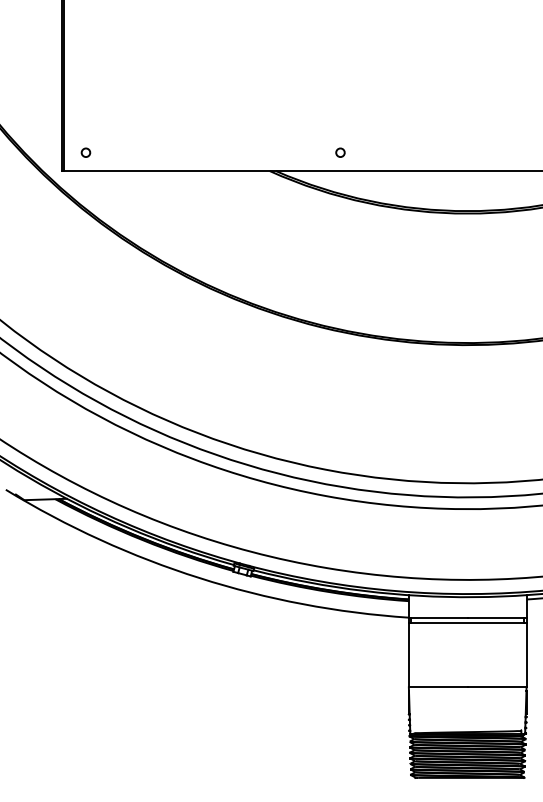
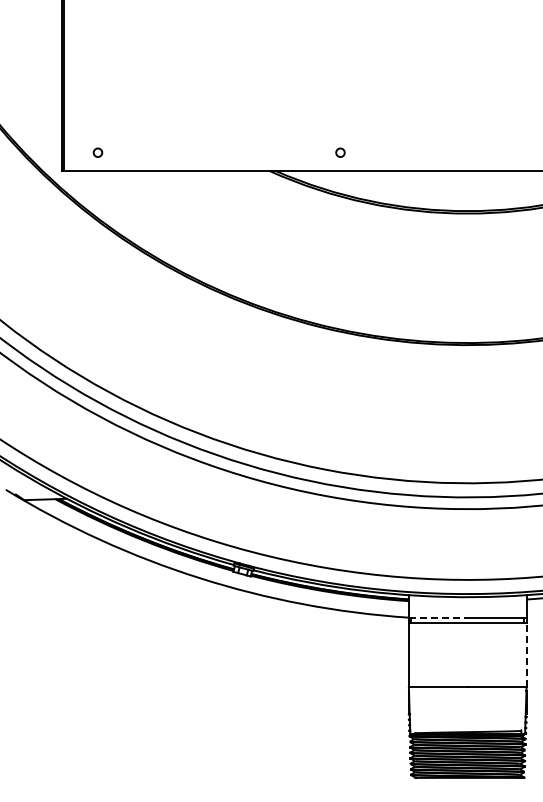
circle position: (85, 152) -> (97, 152) (97, 152)
line: solid -> dashed (438, 617)
line: solid -> dashed (526, 654)
